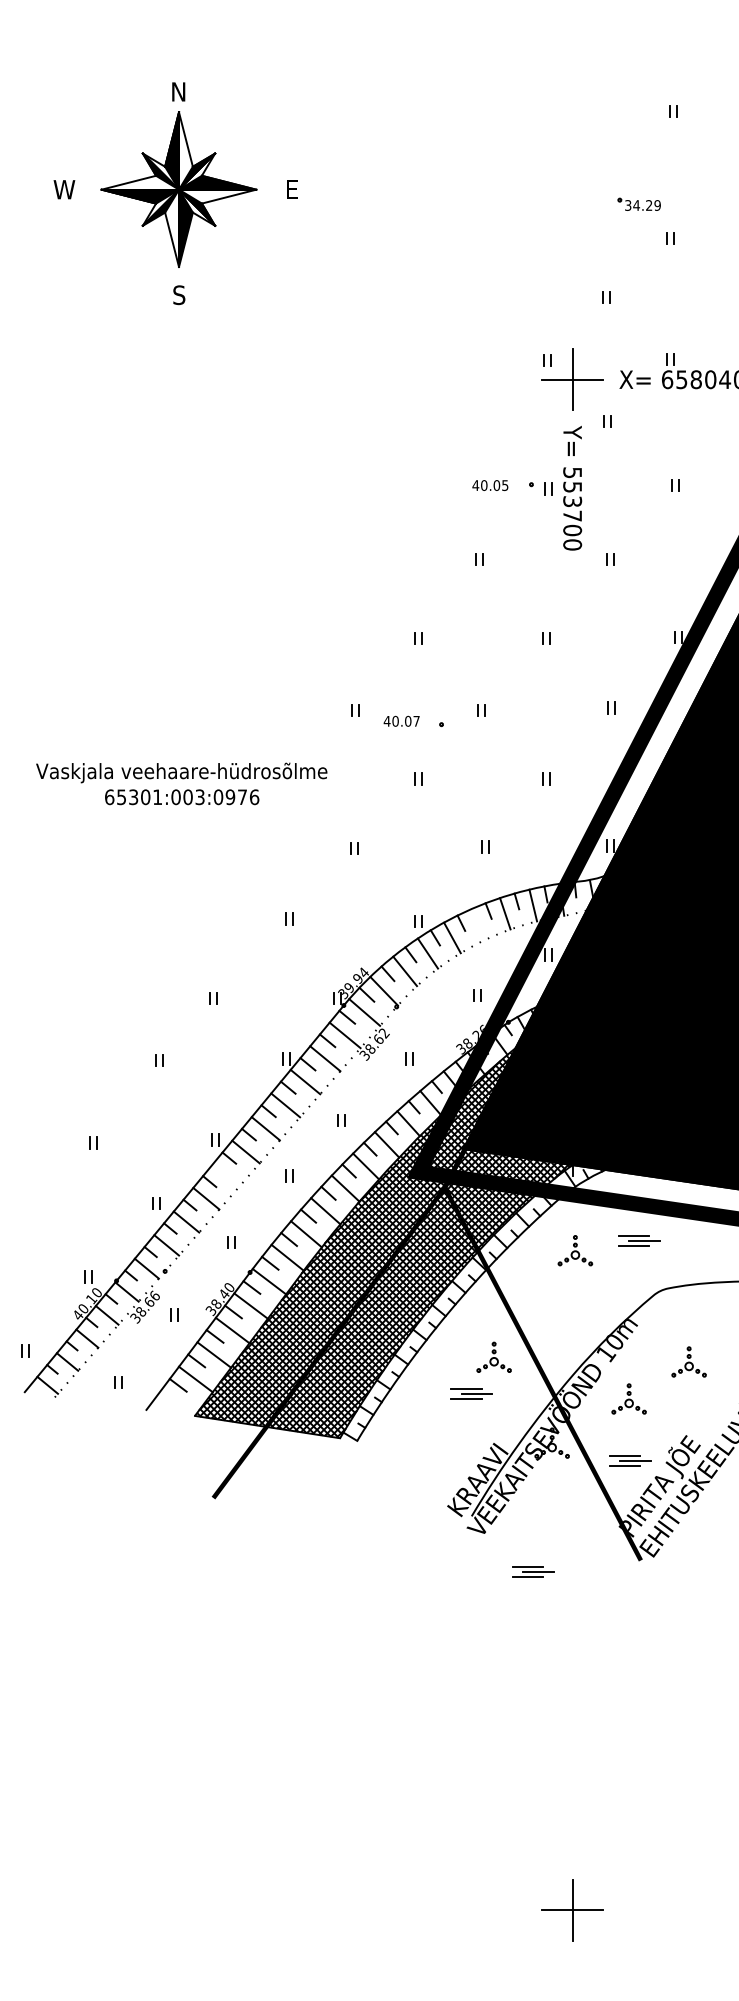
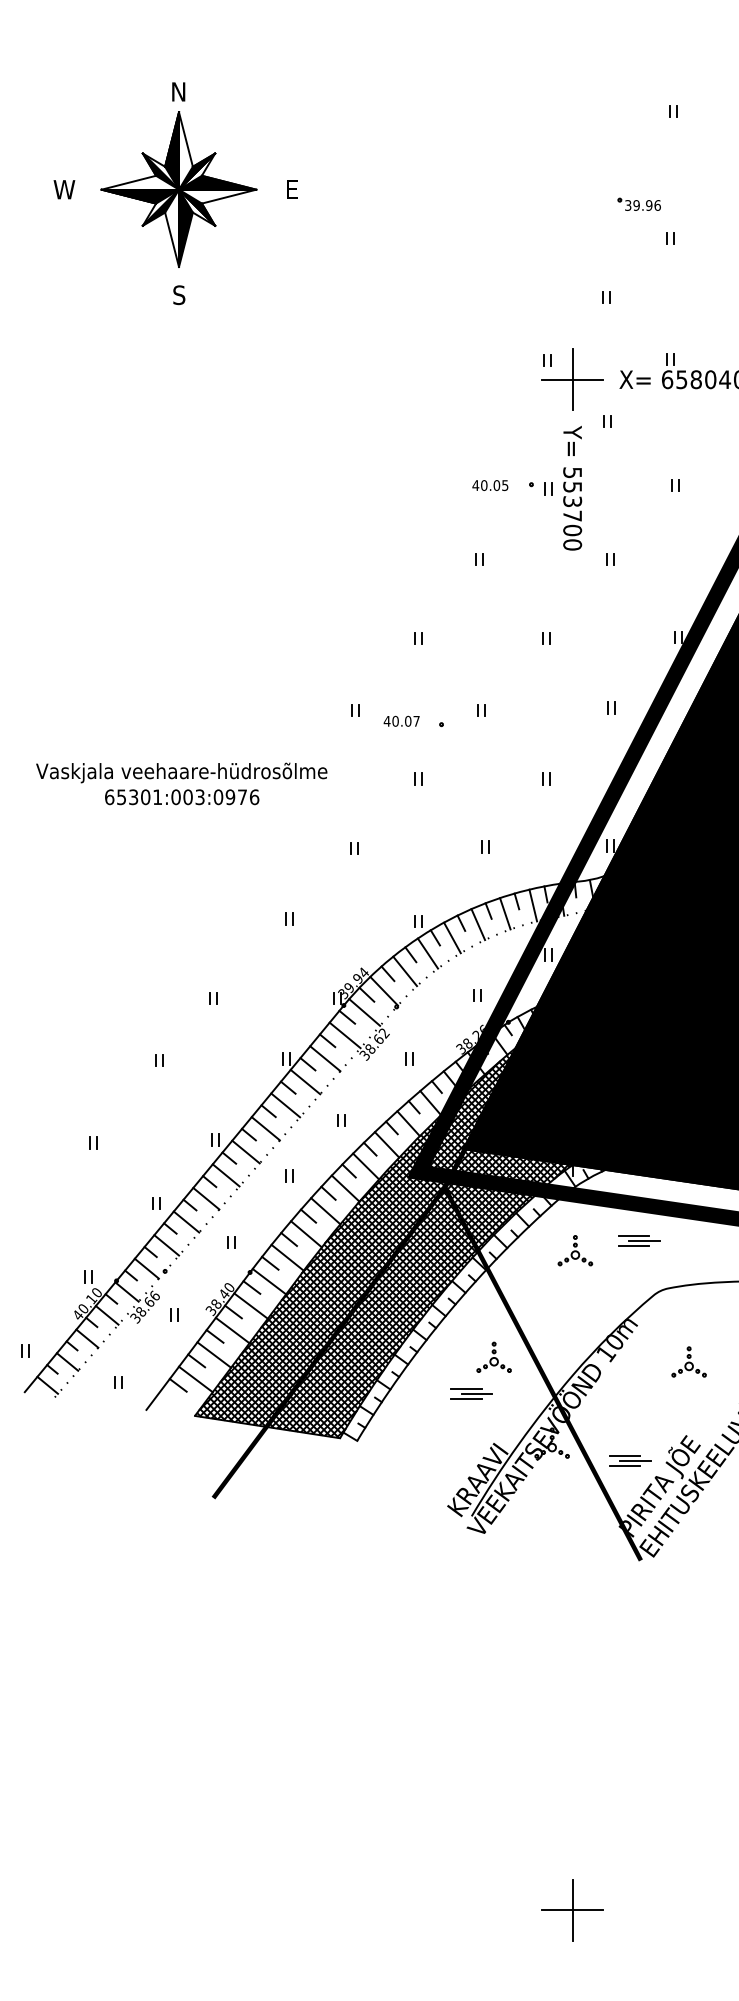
text: 34.29 -> 39.96 (646, 205)
line: none -> present (478, 924)
line: none -> present (225, 1175)
part: present -> none (628, 1398)
part: present -> none (533, 1571)
